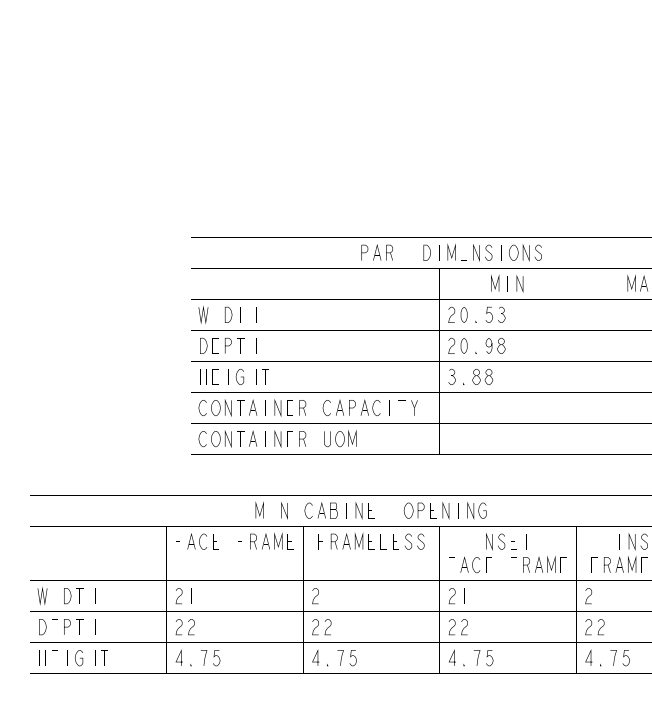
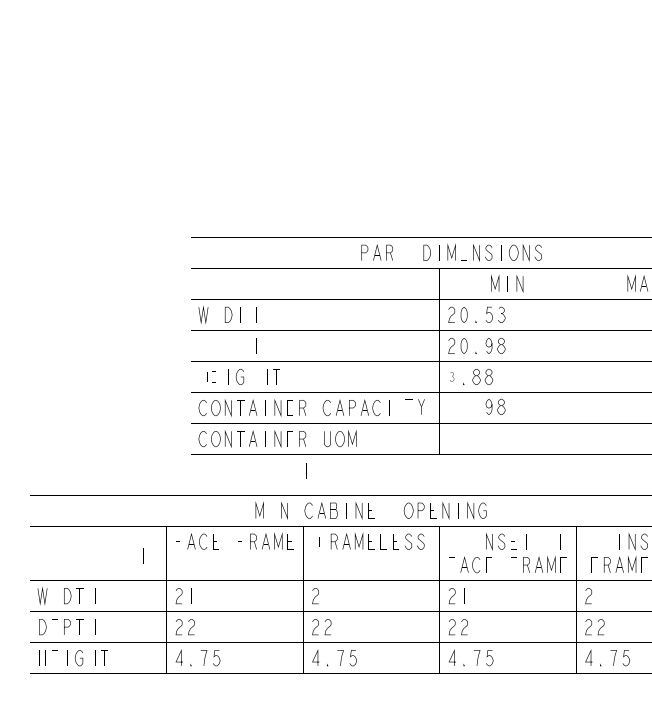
part: present -> none (222, 345)
part size: 19x16 px -> 9x12 px (211, 376)
part position: (262, 376) -> (273, 376) (273, 376)
part size: 8x16 px -> 5x10 px (452, 376)
part: none -> present (495, 406)
part position: (407, 407) -> (414, 406) (414, 406)
line: none -> present (306, 470)
part size: 5x16 px -> 1x10 px (319, 541)
line: none -> present (560, 541)
line: none -> present (143, 555)
